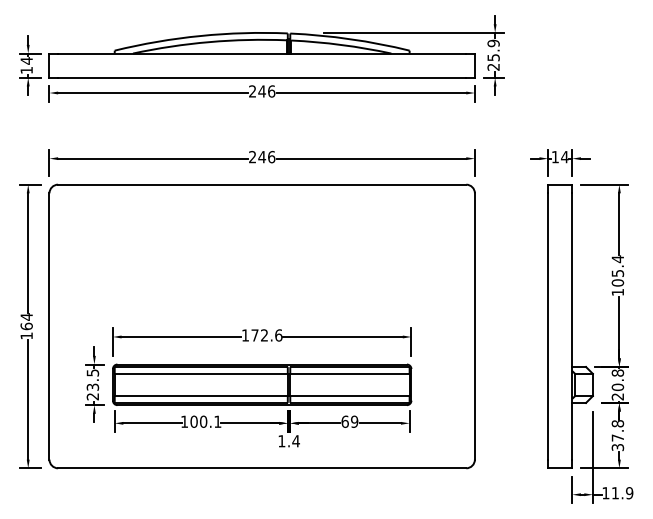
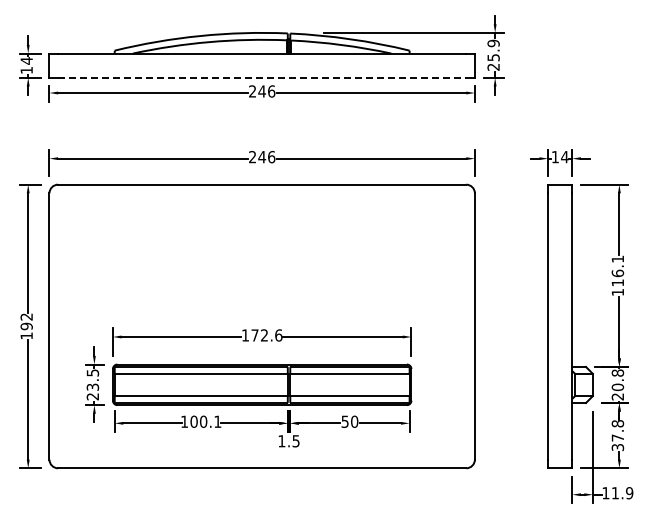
line: solid -> dashed (262, 77)
text: 105.4 -> 116.1 (617, 270)
text: 164 -> 192 (26, 321)
text: 69 -> 50 (349, 421)
text: 1.4 -> 1.5 (295, 441)
